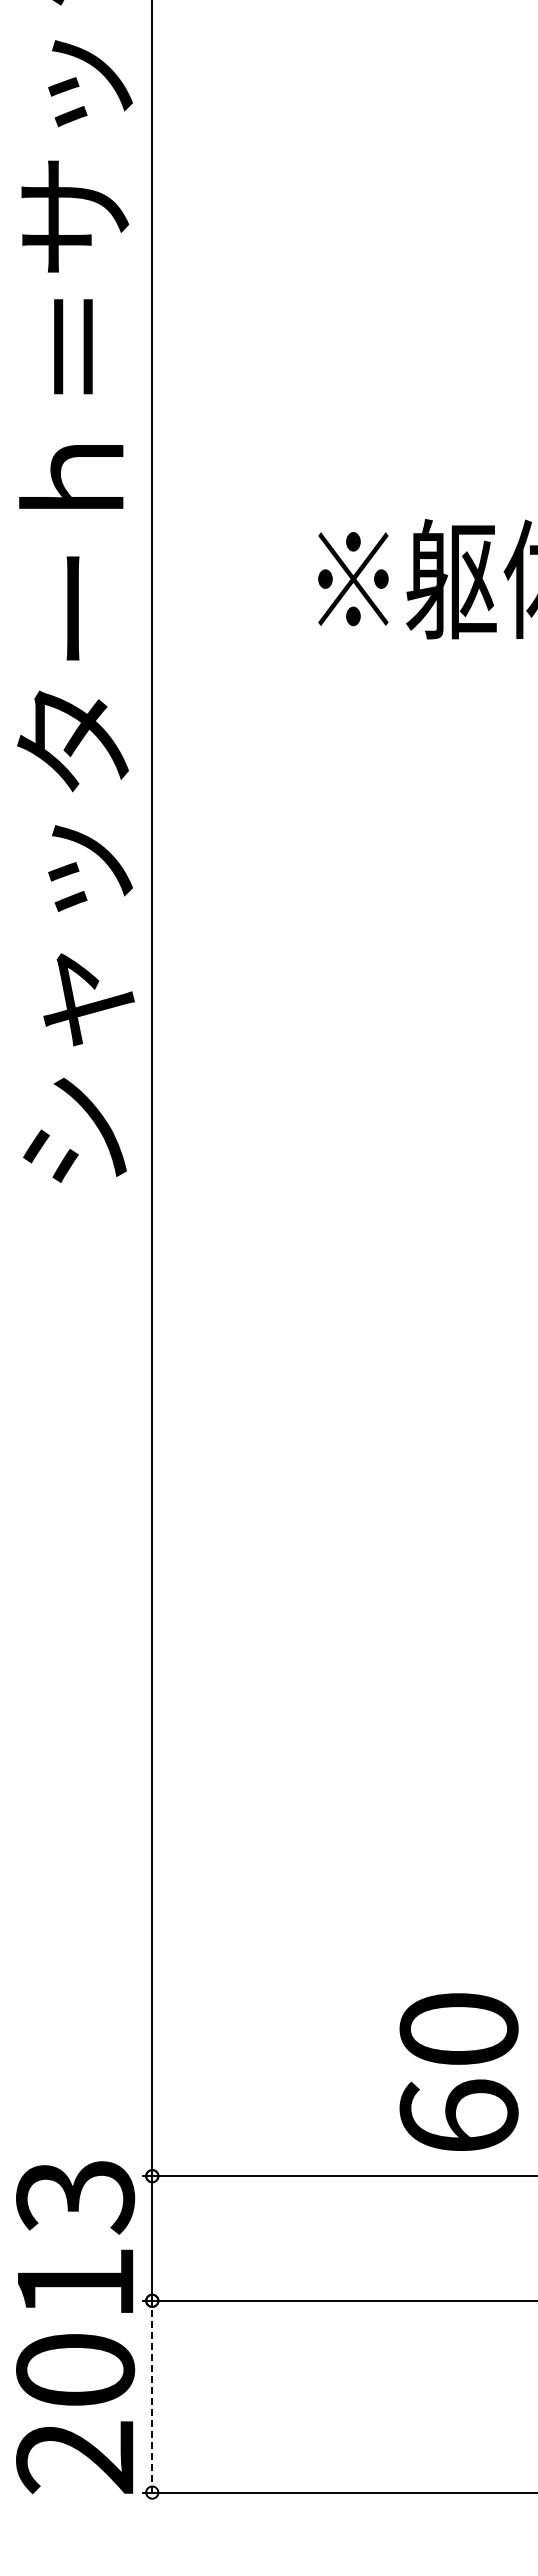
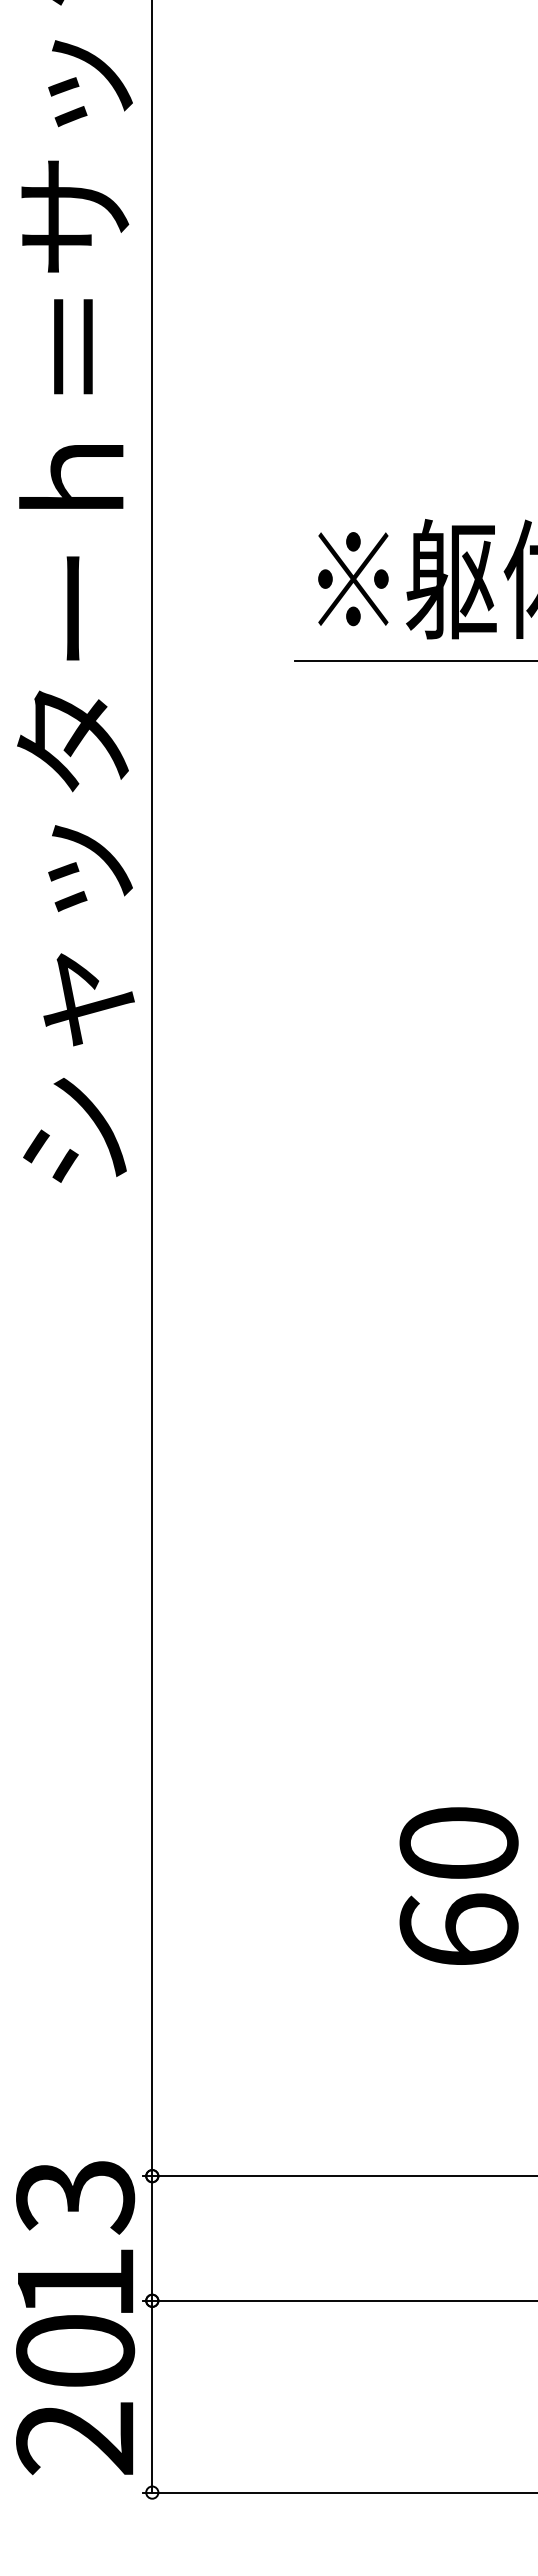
line: none -> present (414, 661)
text position: (458, 2071) -> (458, 1885) (458, 1885)
line: dashed -> solid (152, 2396)
text position: (75, 2414) -> (75, 2395) (75, 2395)
